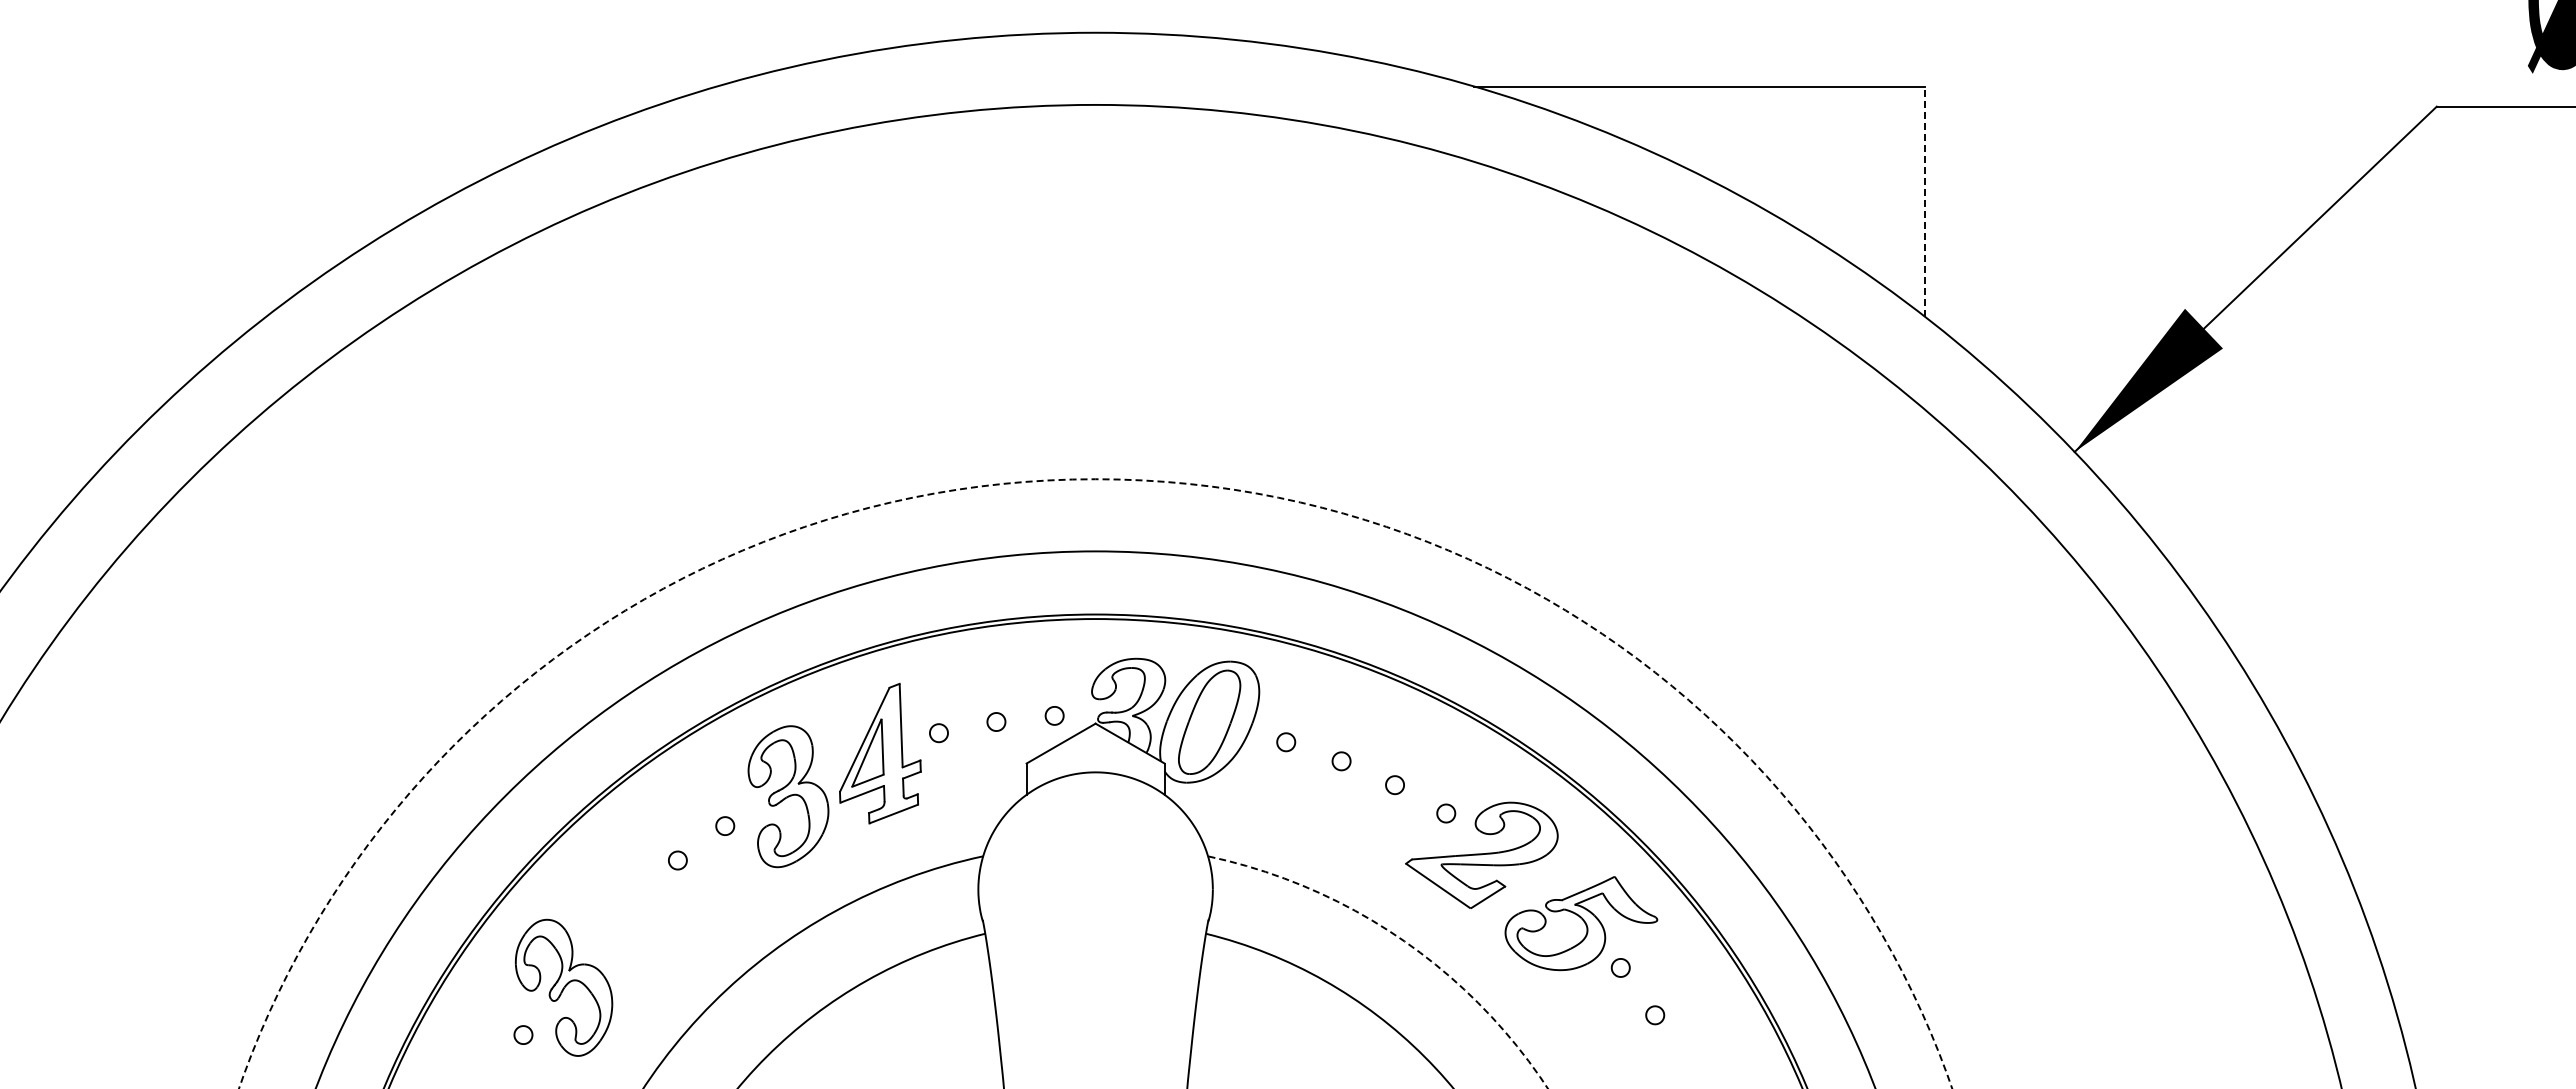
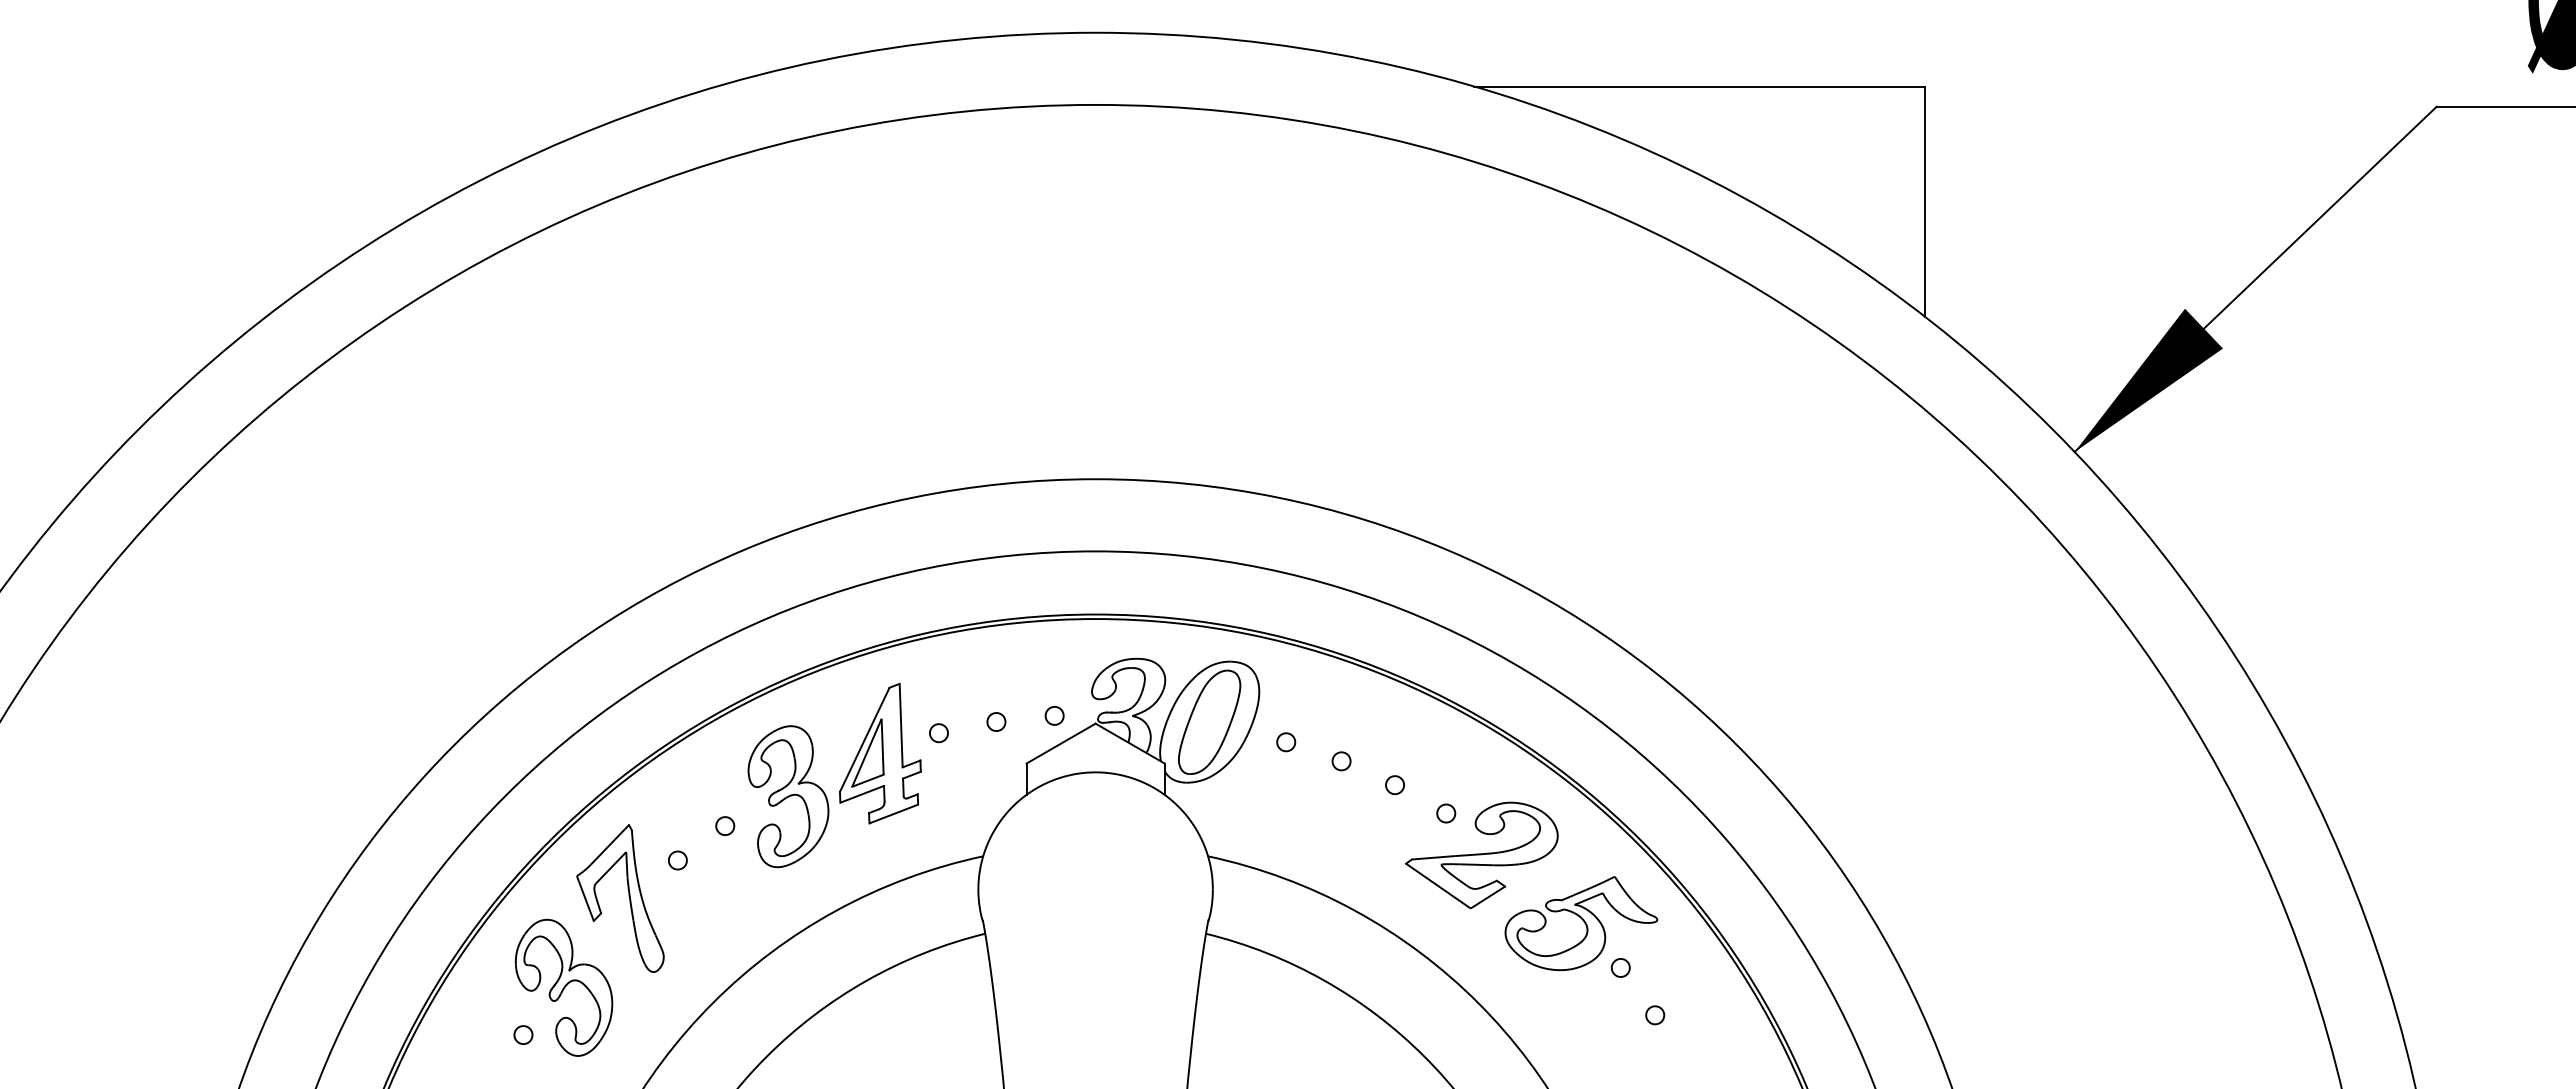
line: dashed -> solid (1925, 201)
circle: dashed -> solid (1095, 783)
part: none -> present (628, 896)
arc: dashed -> solid (1402, 940)
